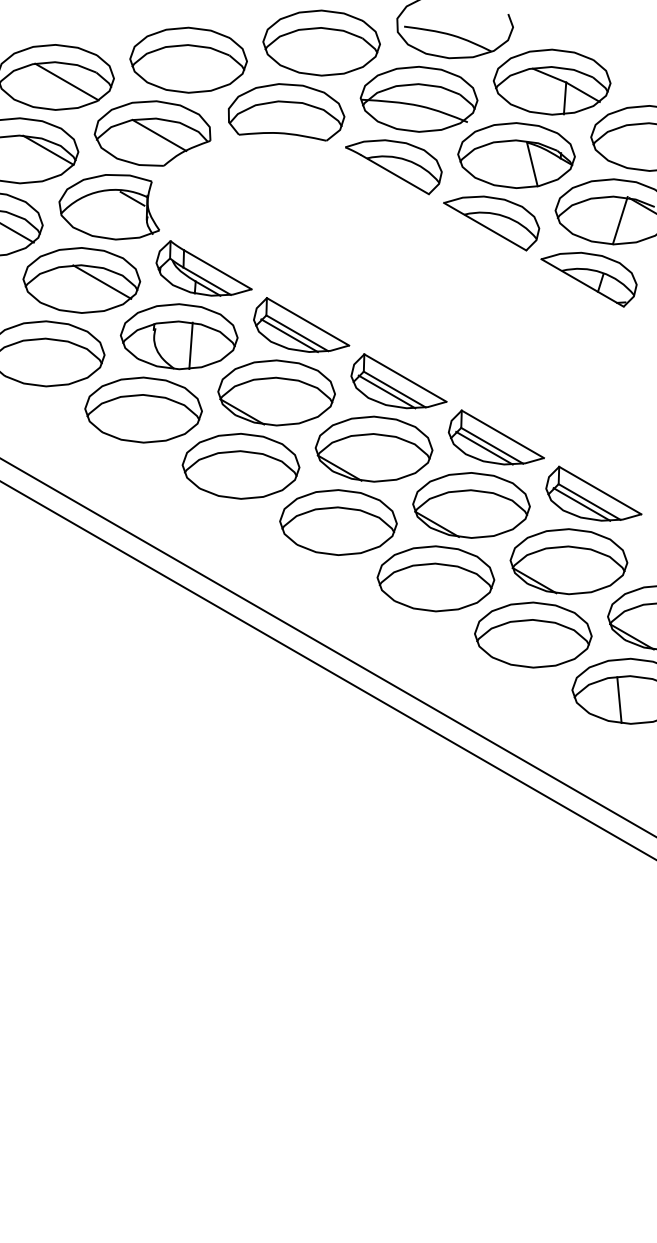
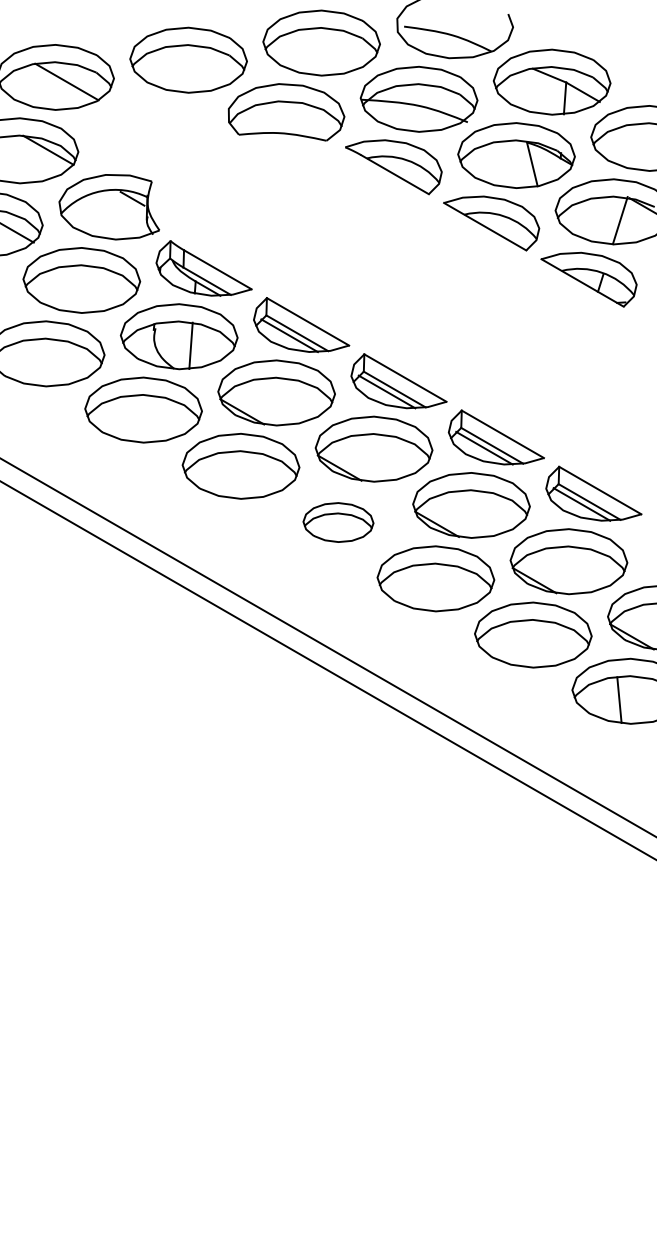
part: present -> none (152, 133)
line: present -> none (102, 281)
part size: 119x67 px -> 73x41 px (338, 522)
